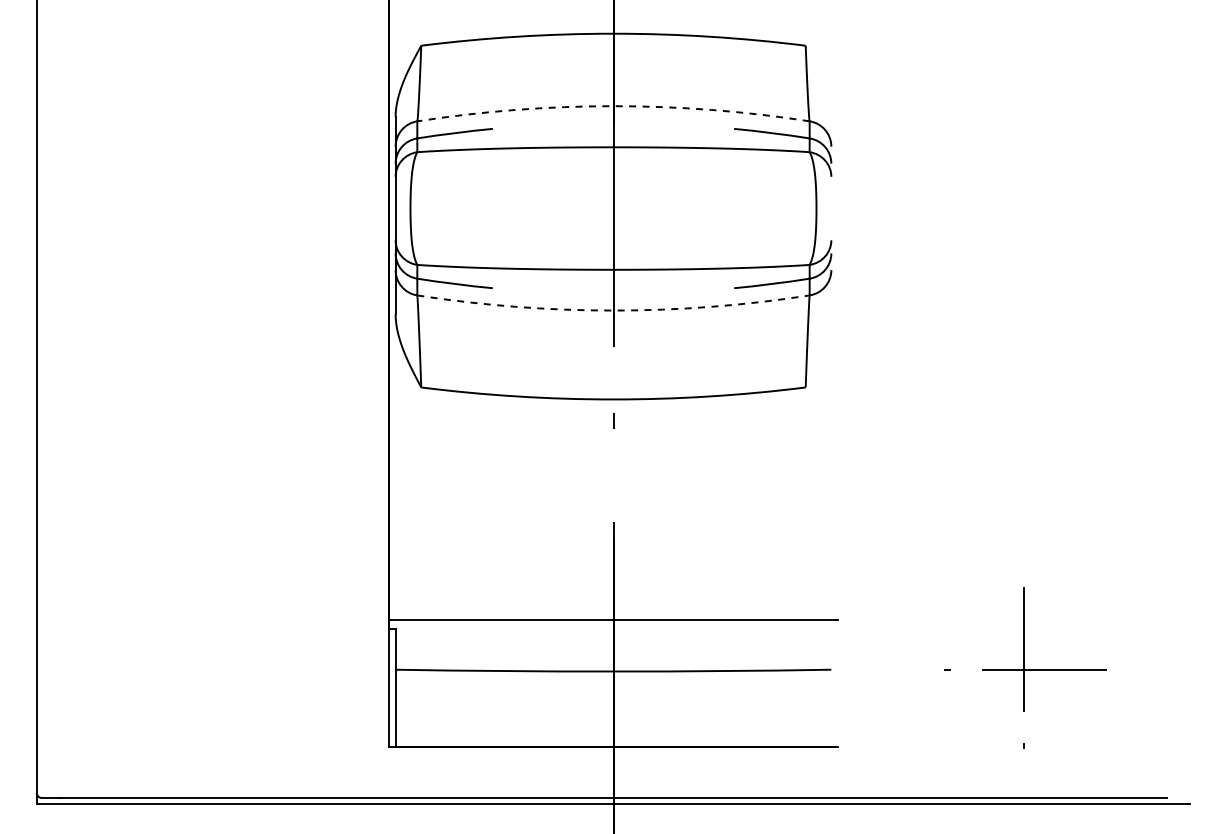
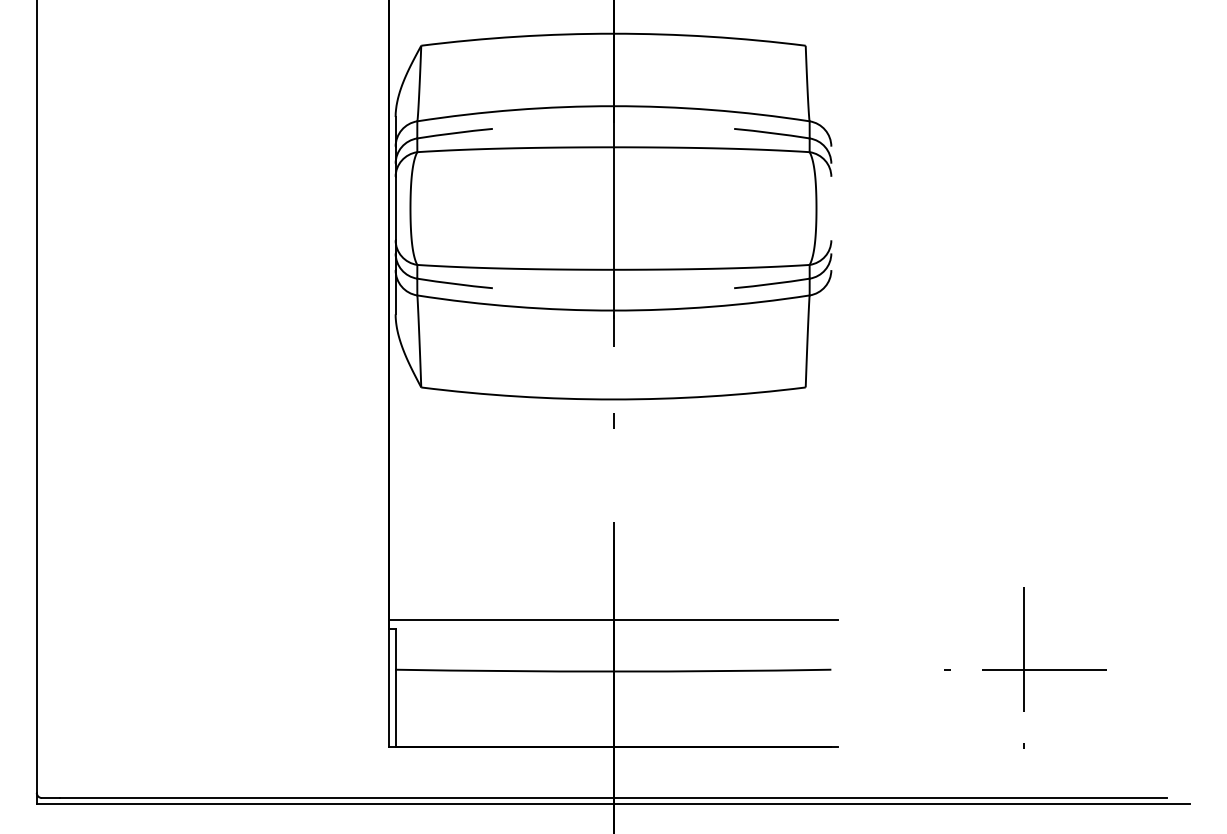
arc: dashed -> solid (613, 106)
arc: dashed -> solid (613, 310)
